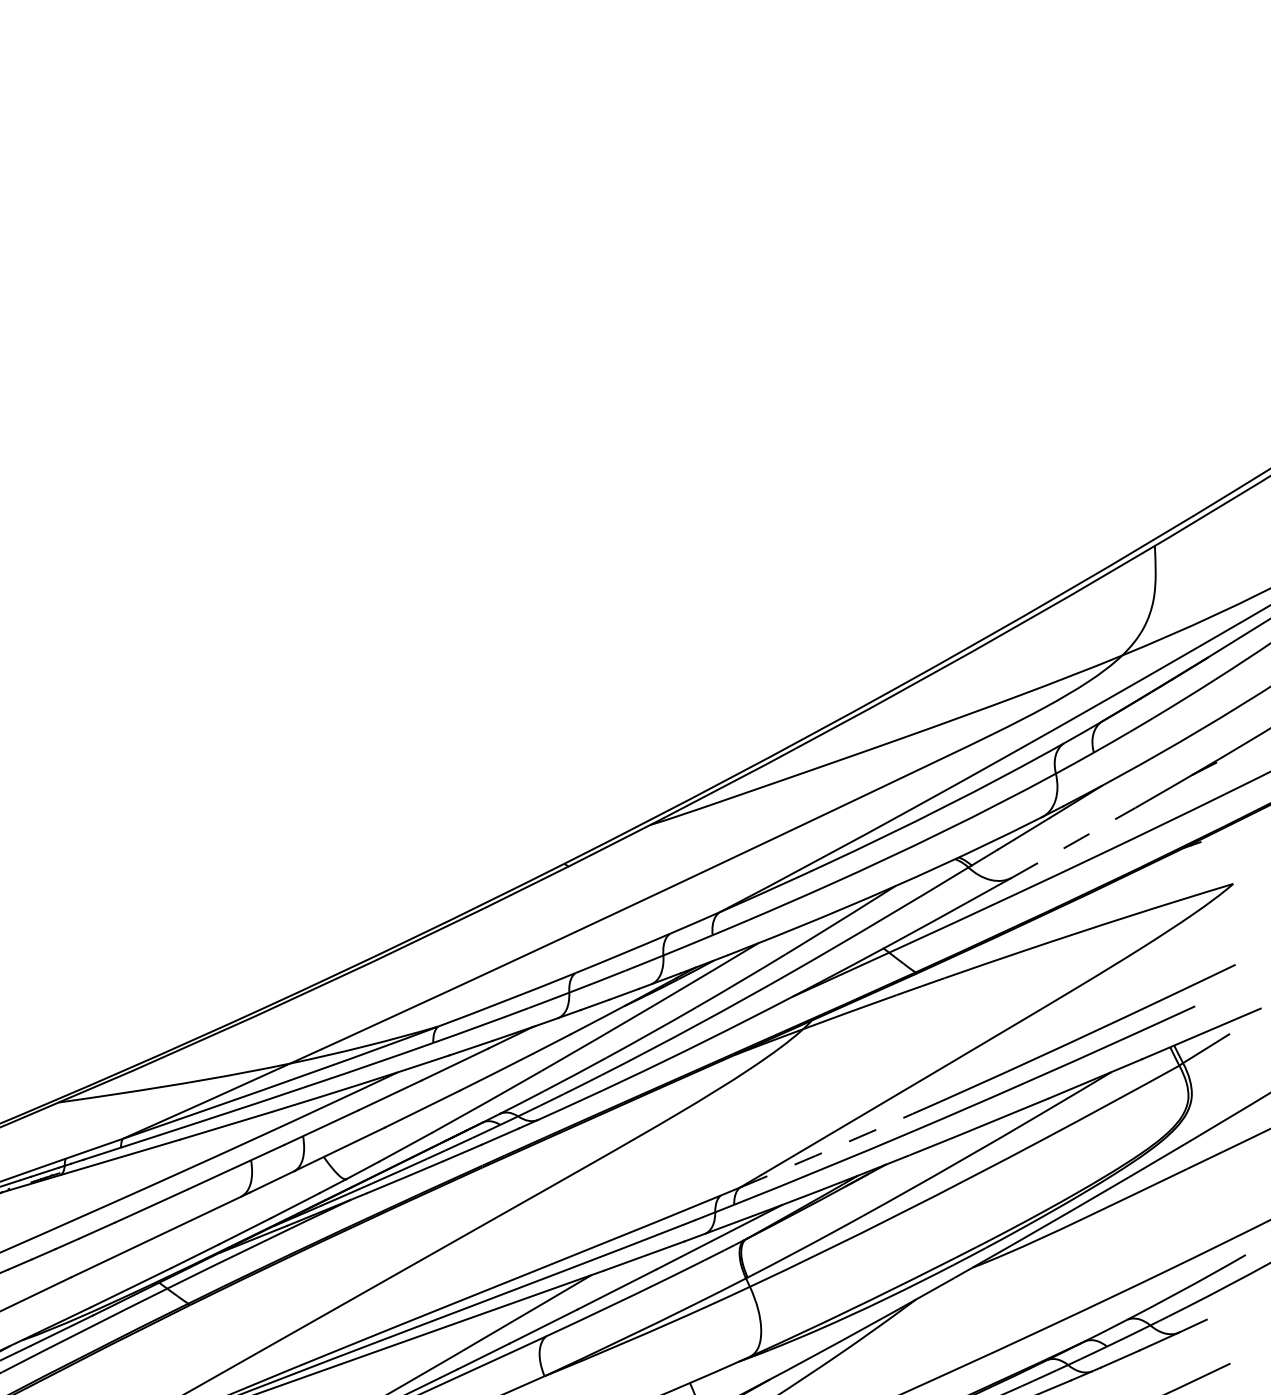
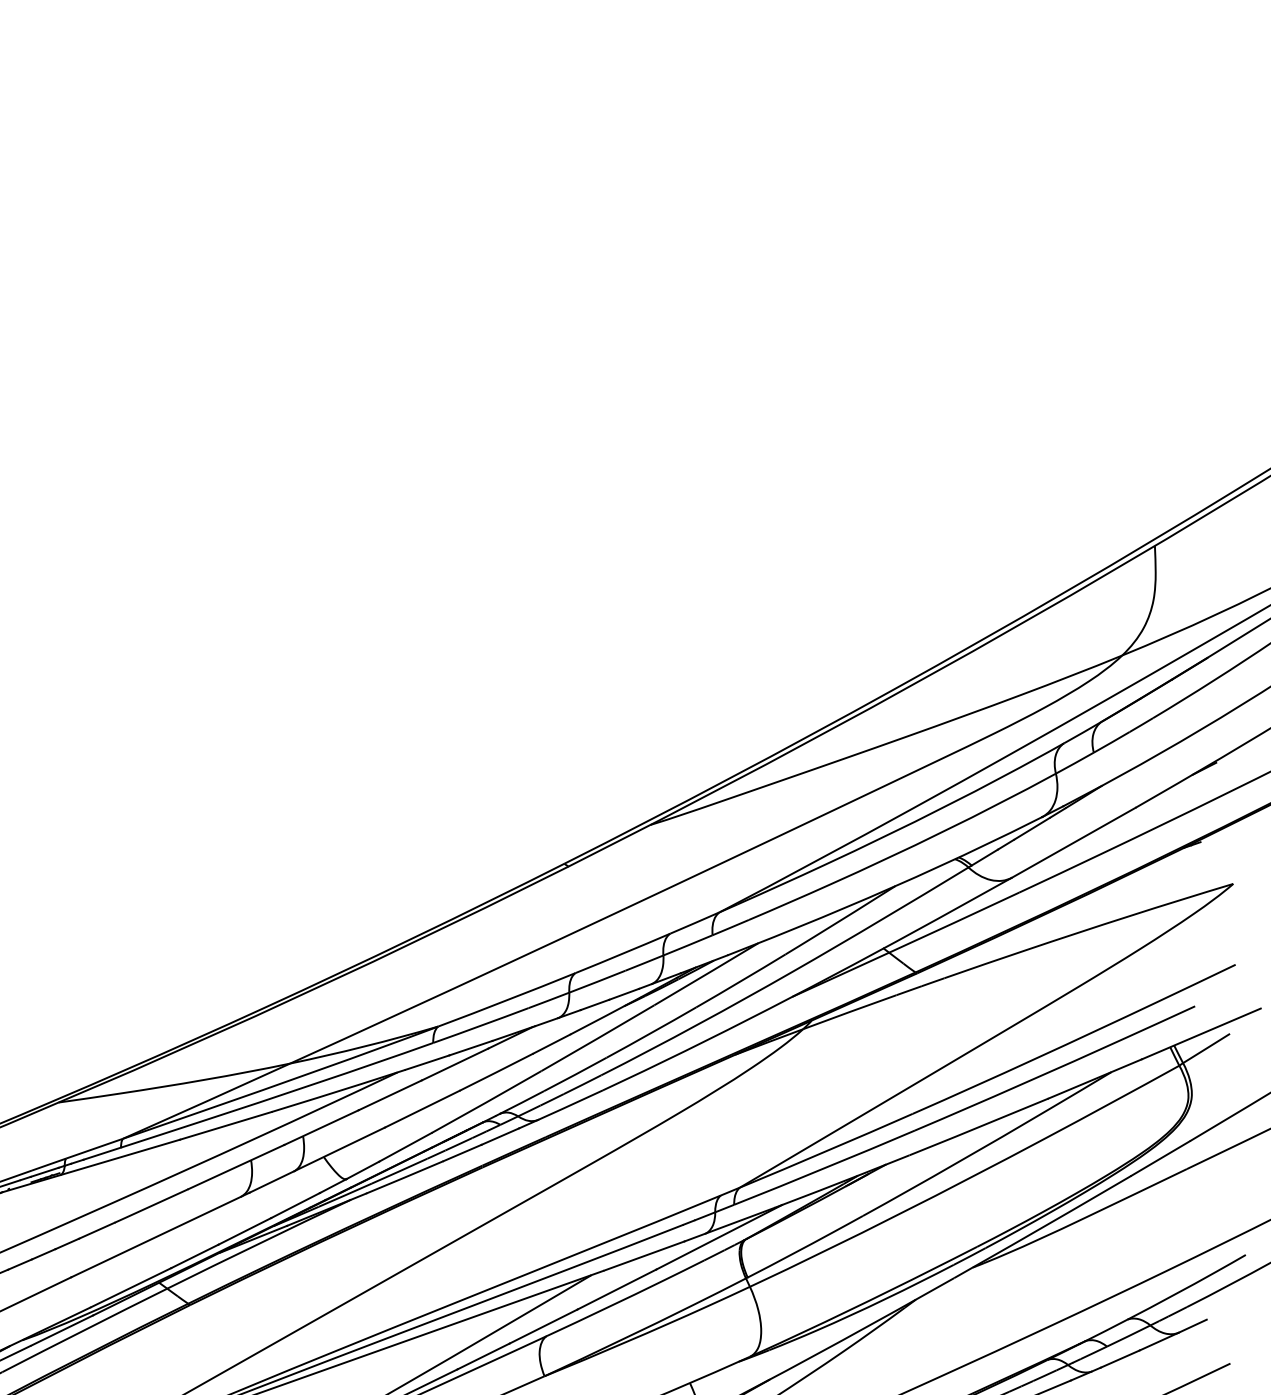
line: dashed -> solid (1073, 842)
arc: dashed -> solid (826, 1151)
